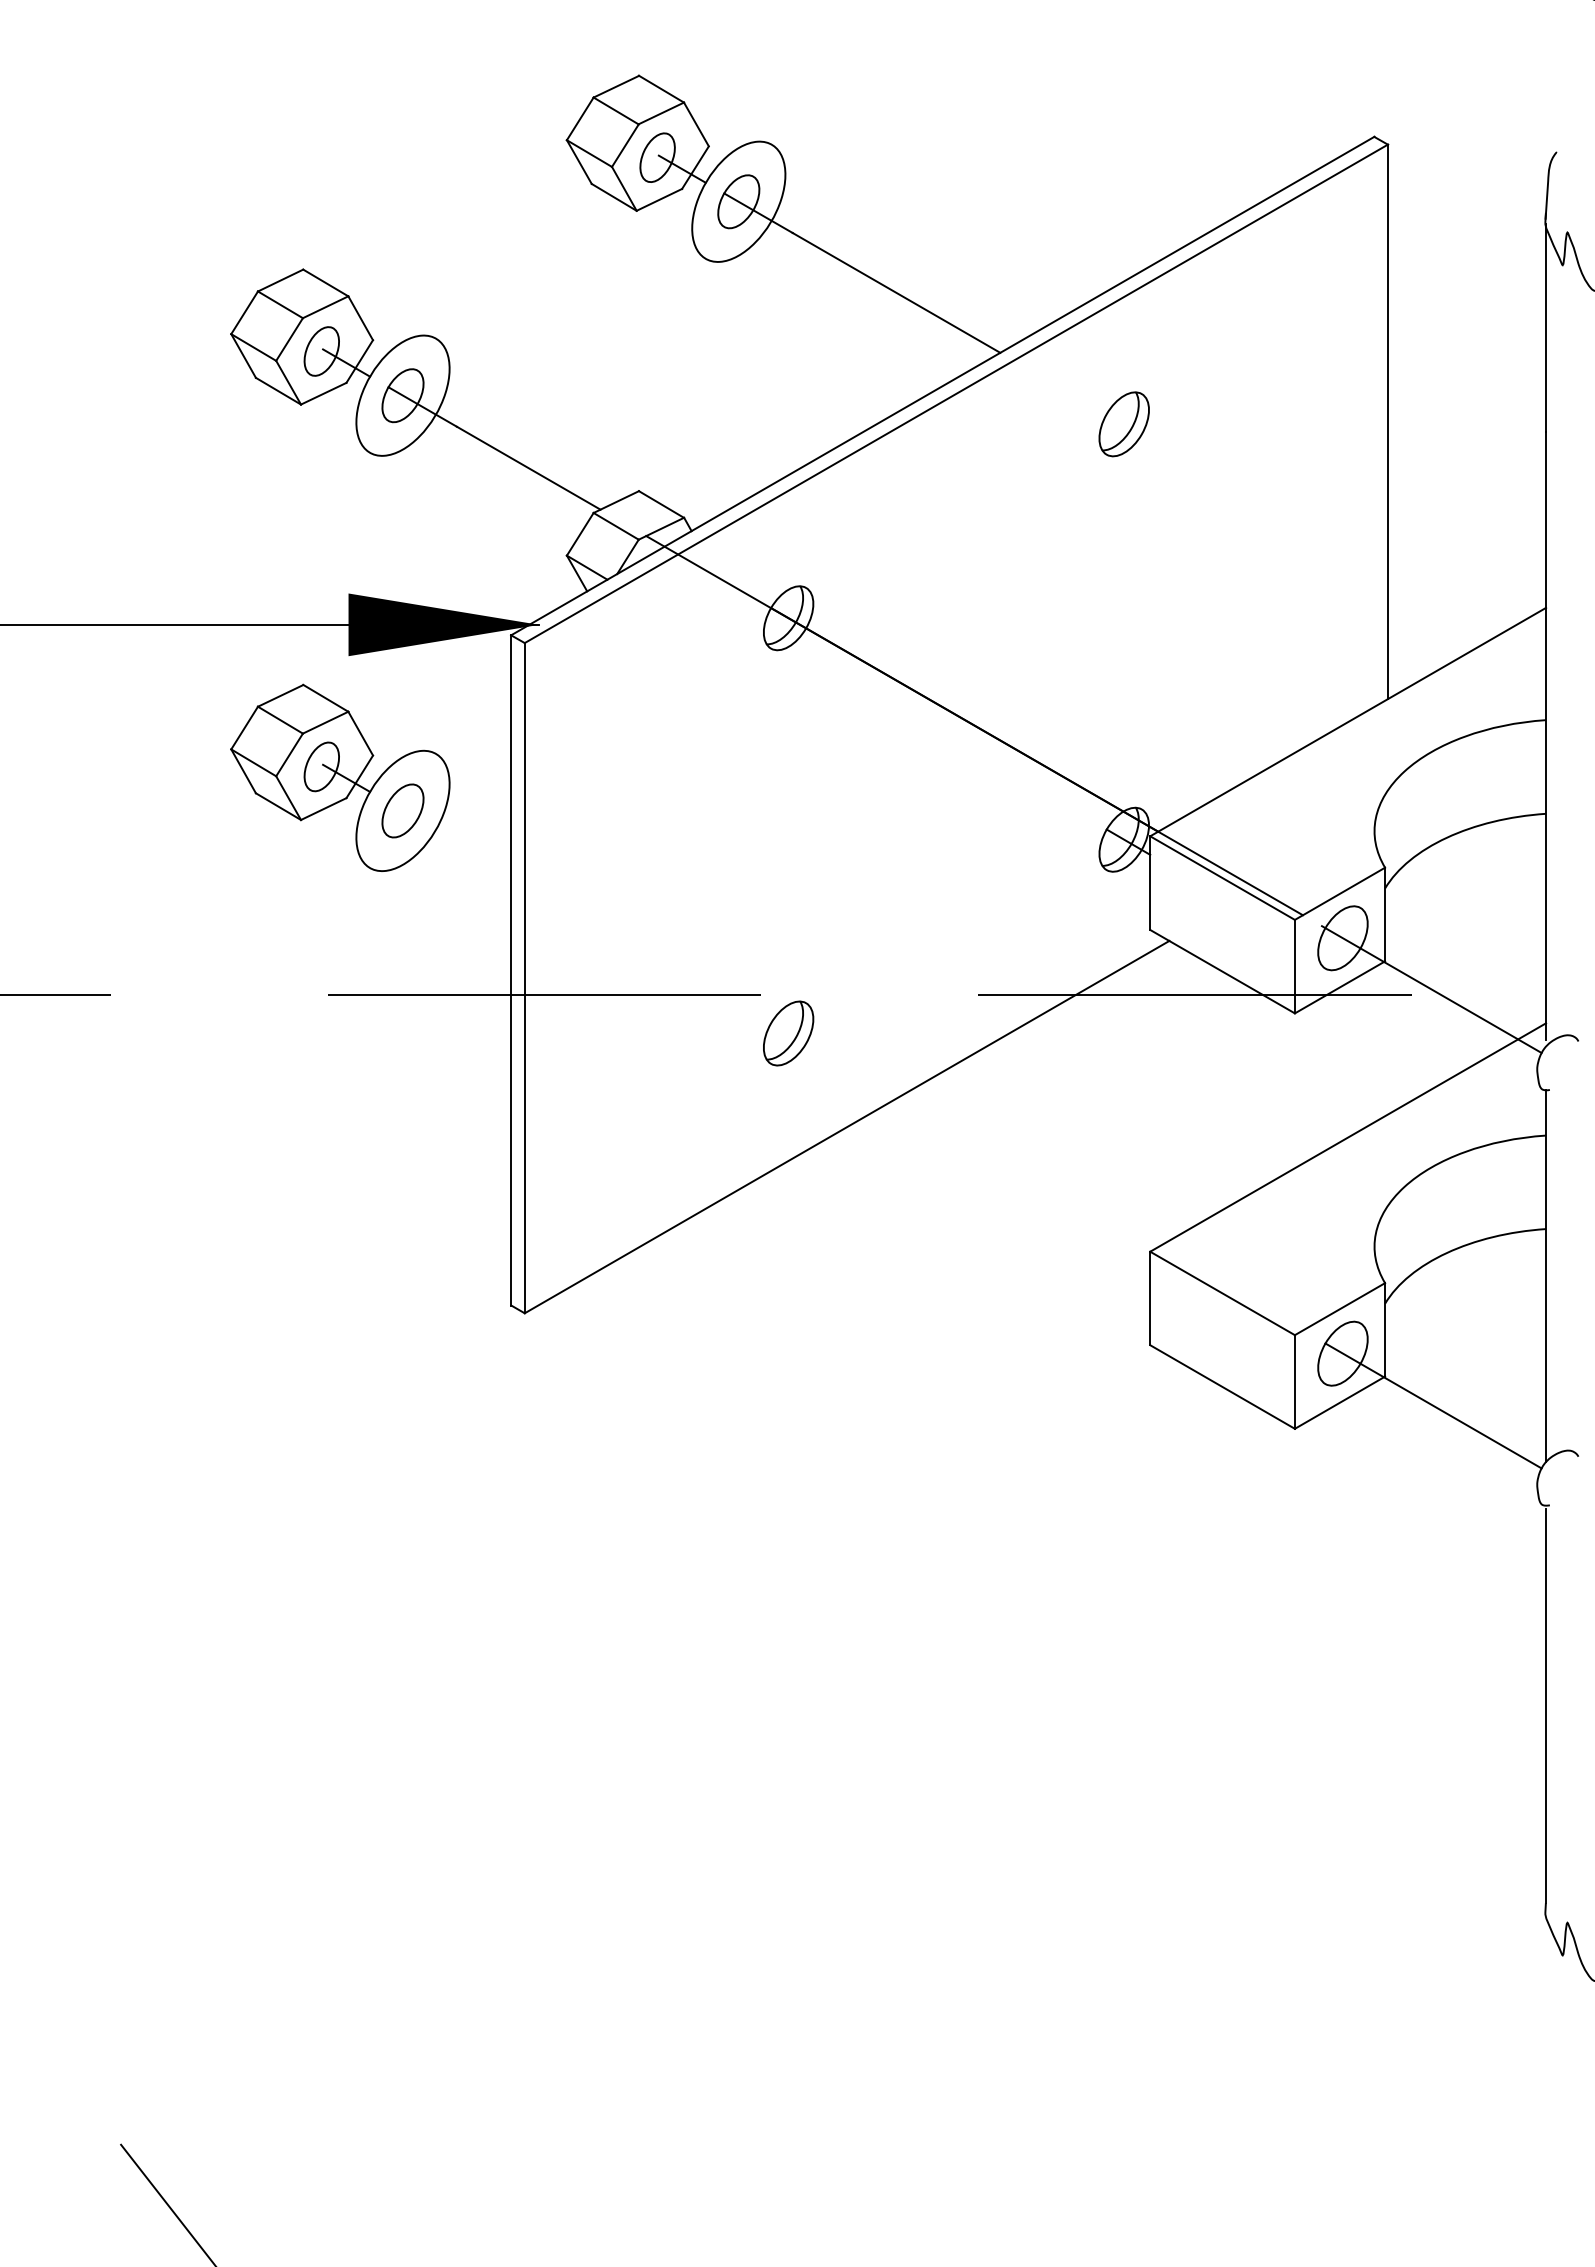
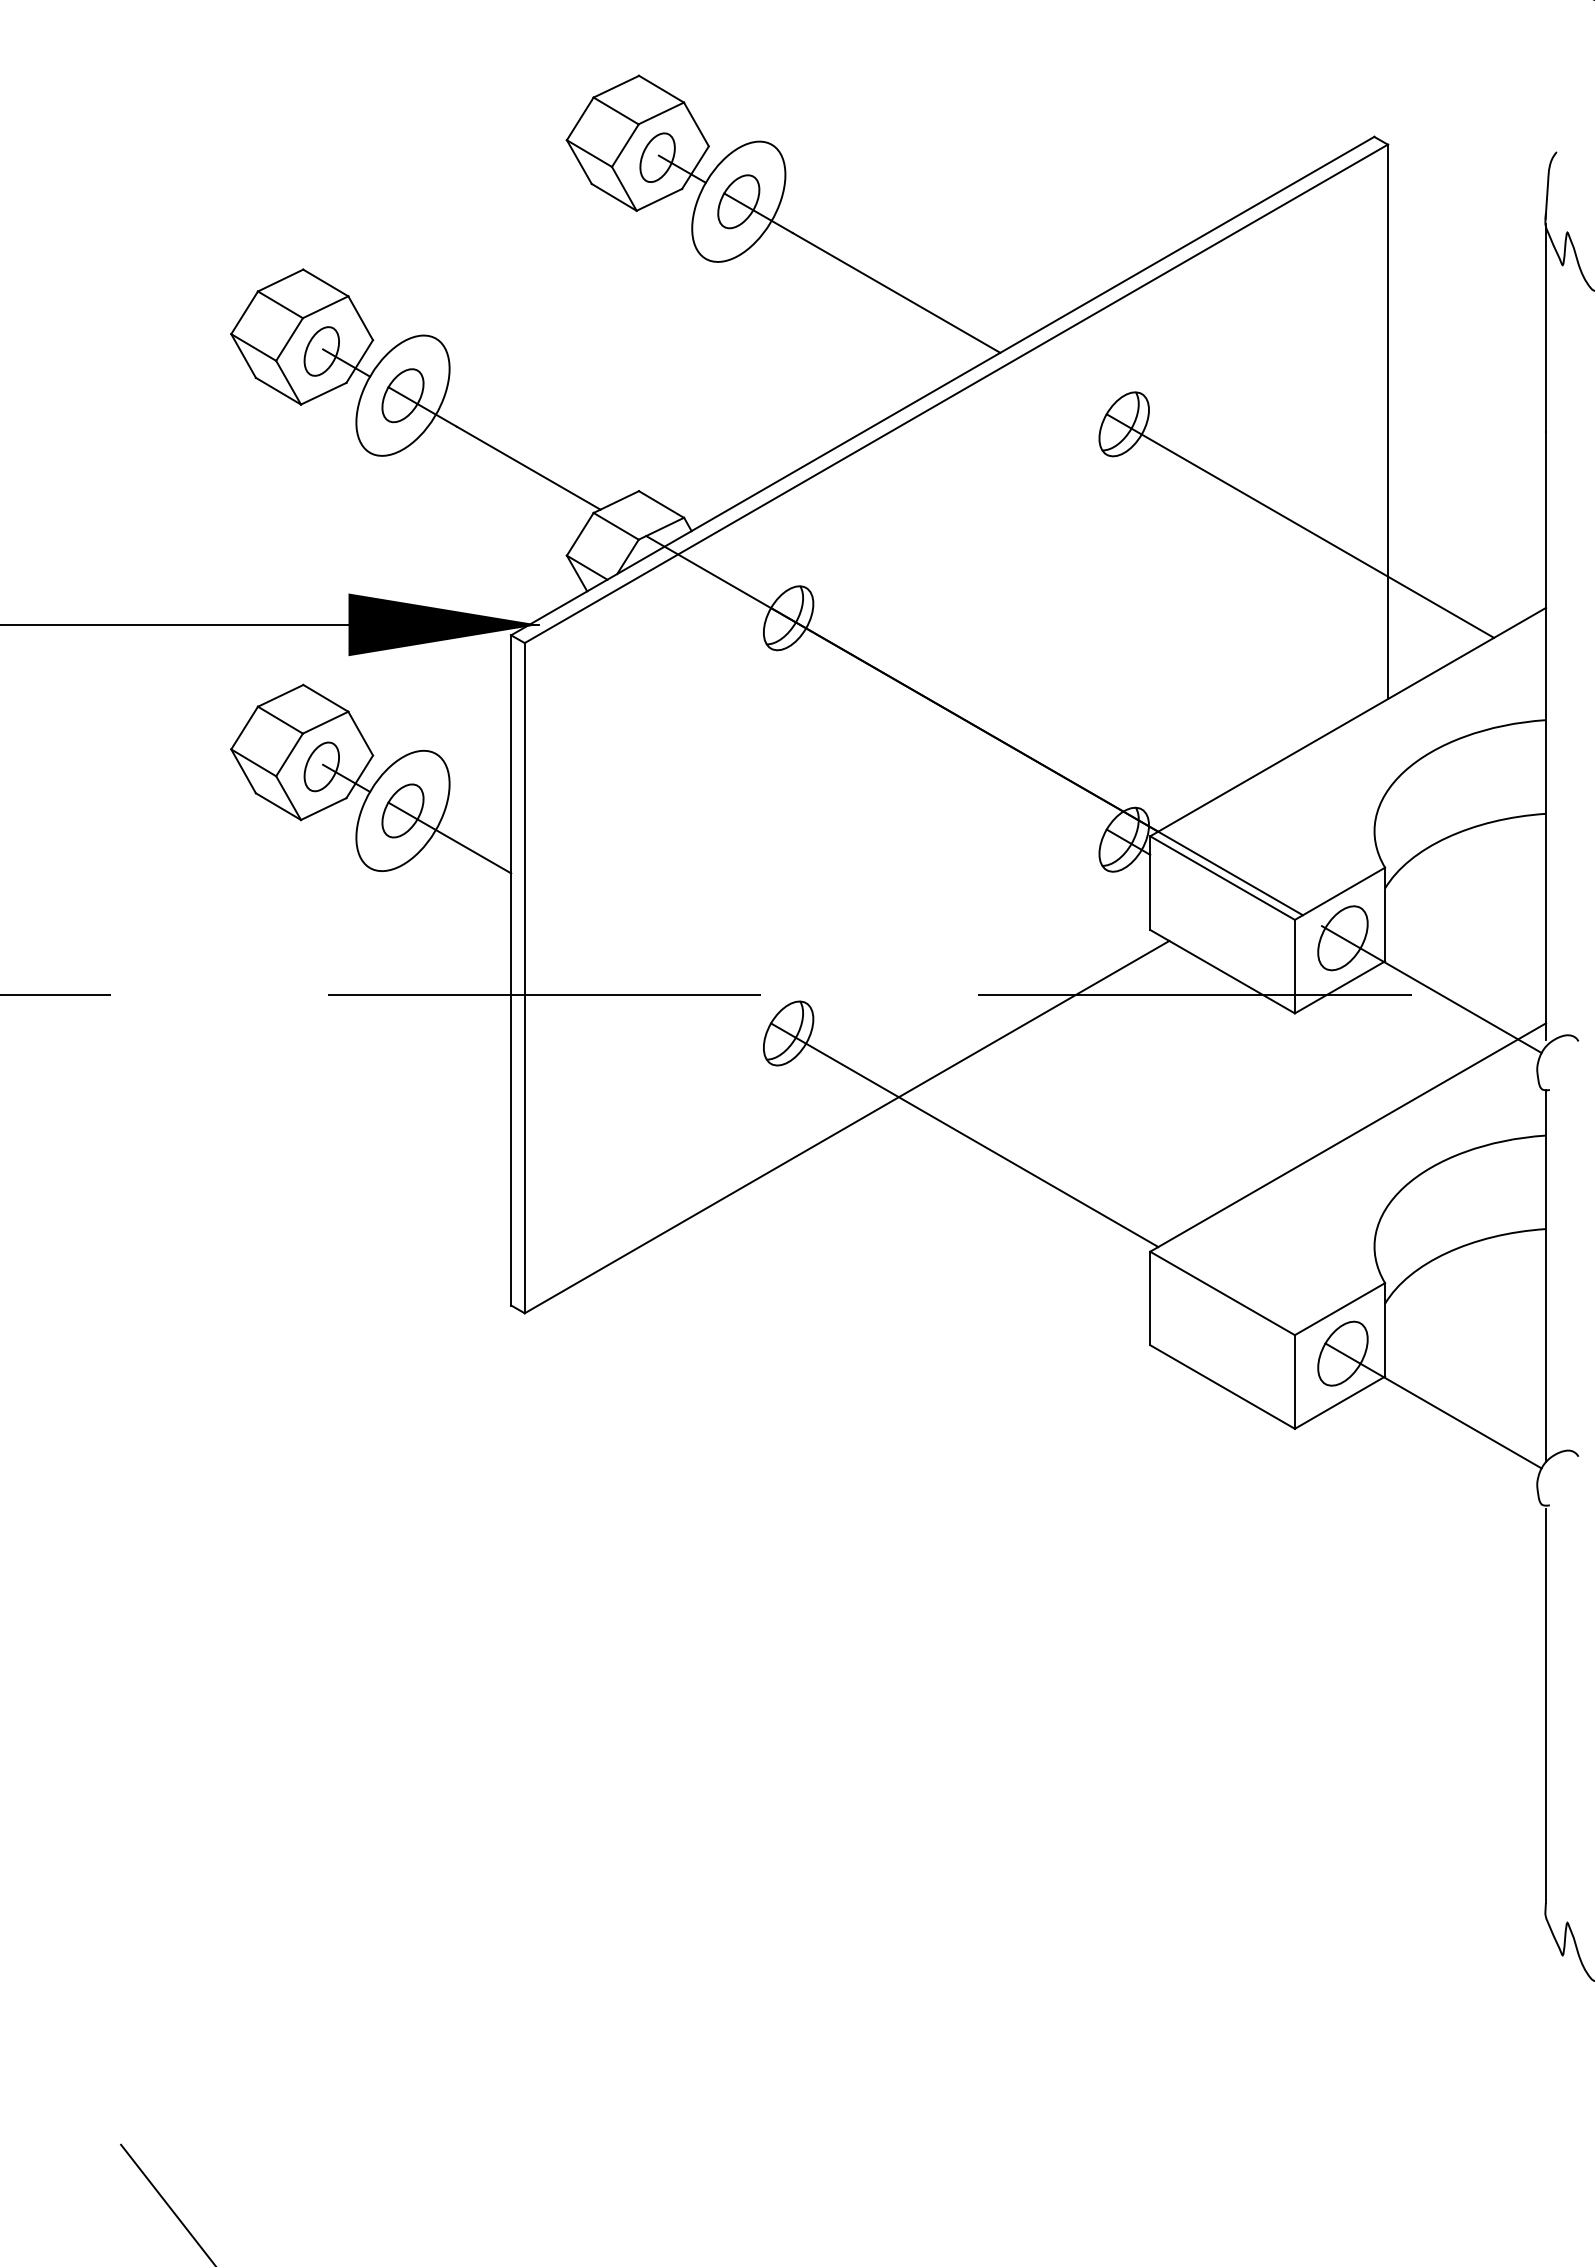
line: none -> present (1300, 525)
line: none -> present (449, 837)
line: none -> present (964, 1135)
